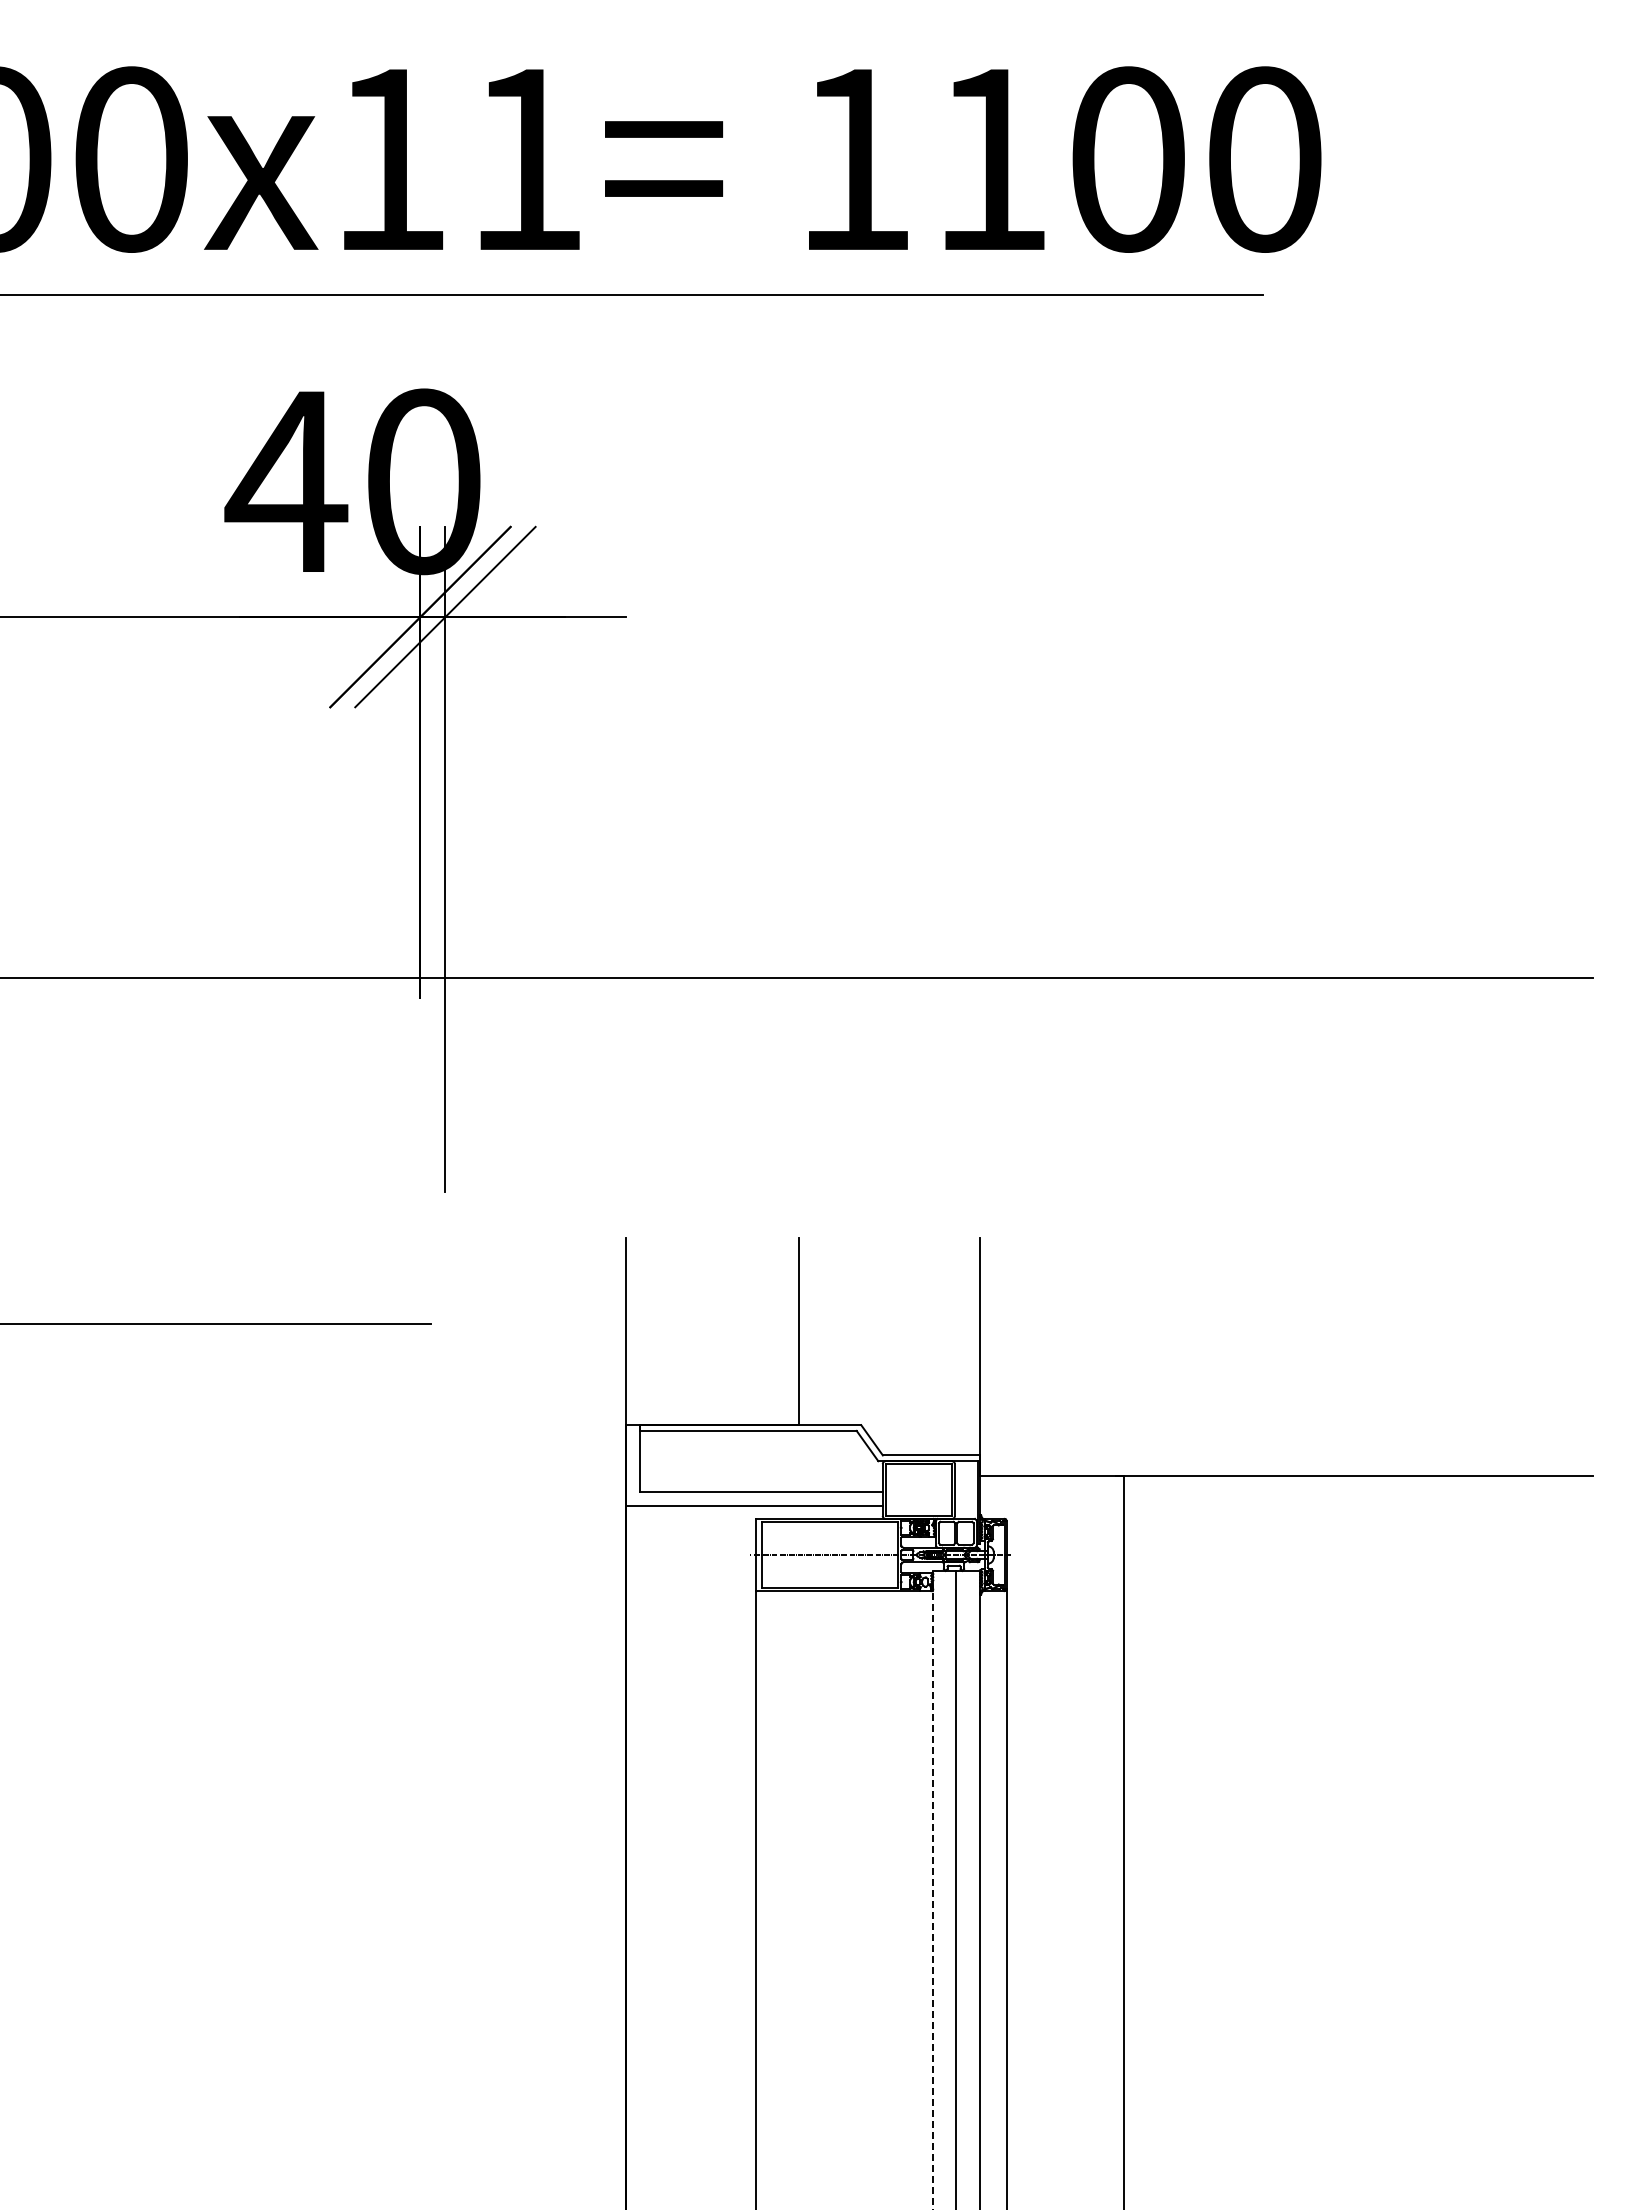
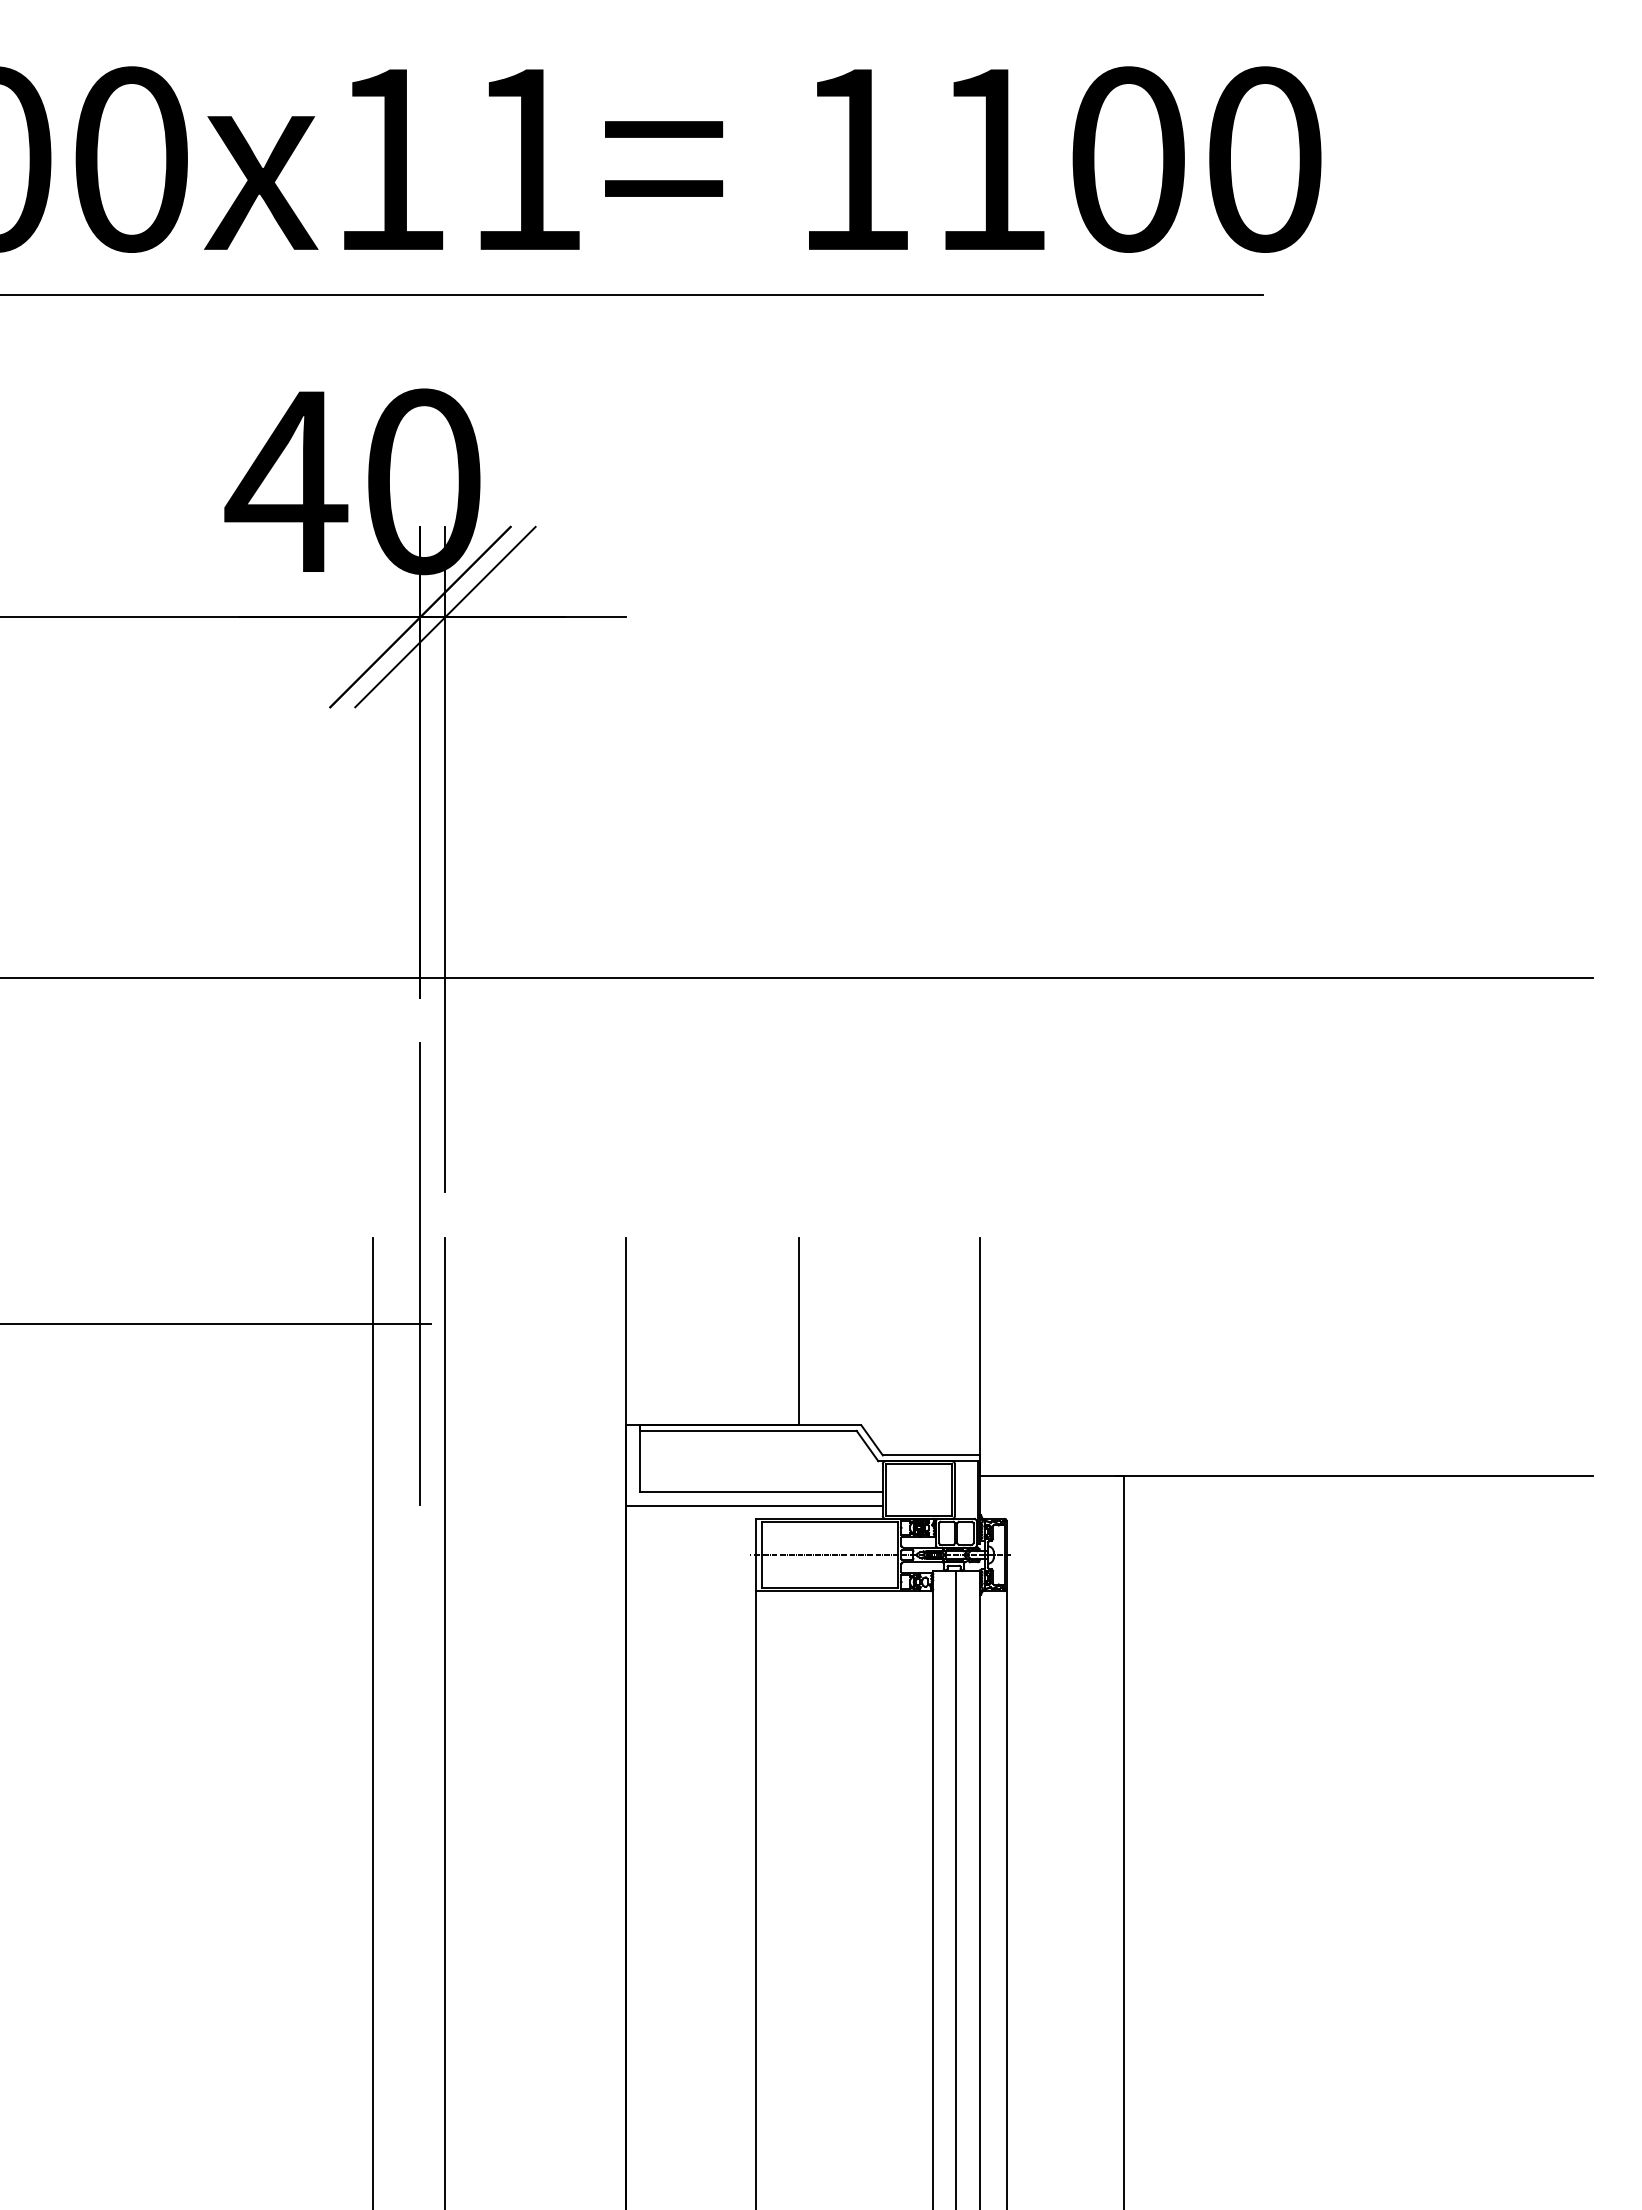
line: none -> present (420, 1273)
line: none -> present (373, 1721)
line: none -> present (445, 1721)
line: dashed -> solid (933, 1890)
